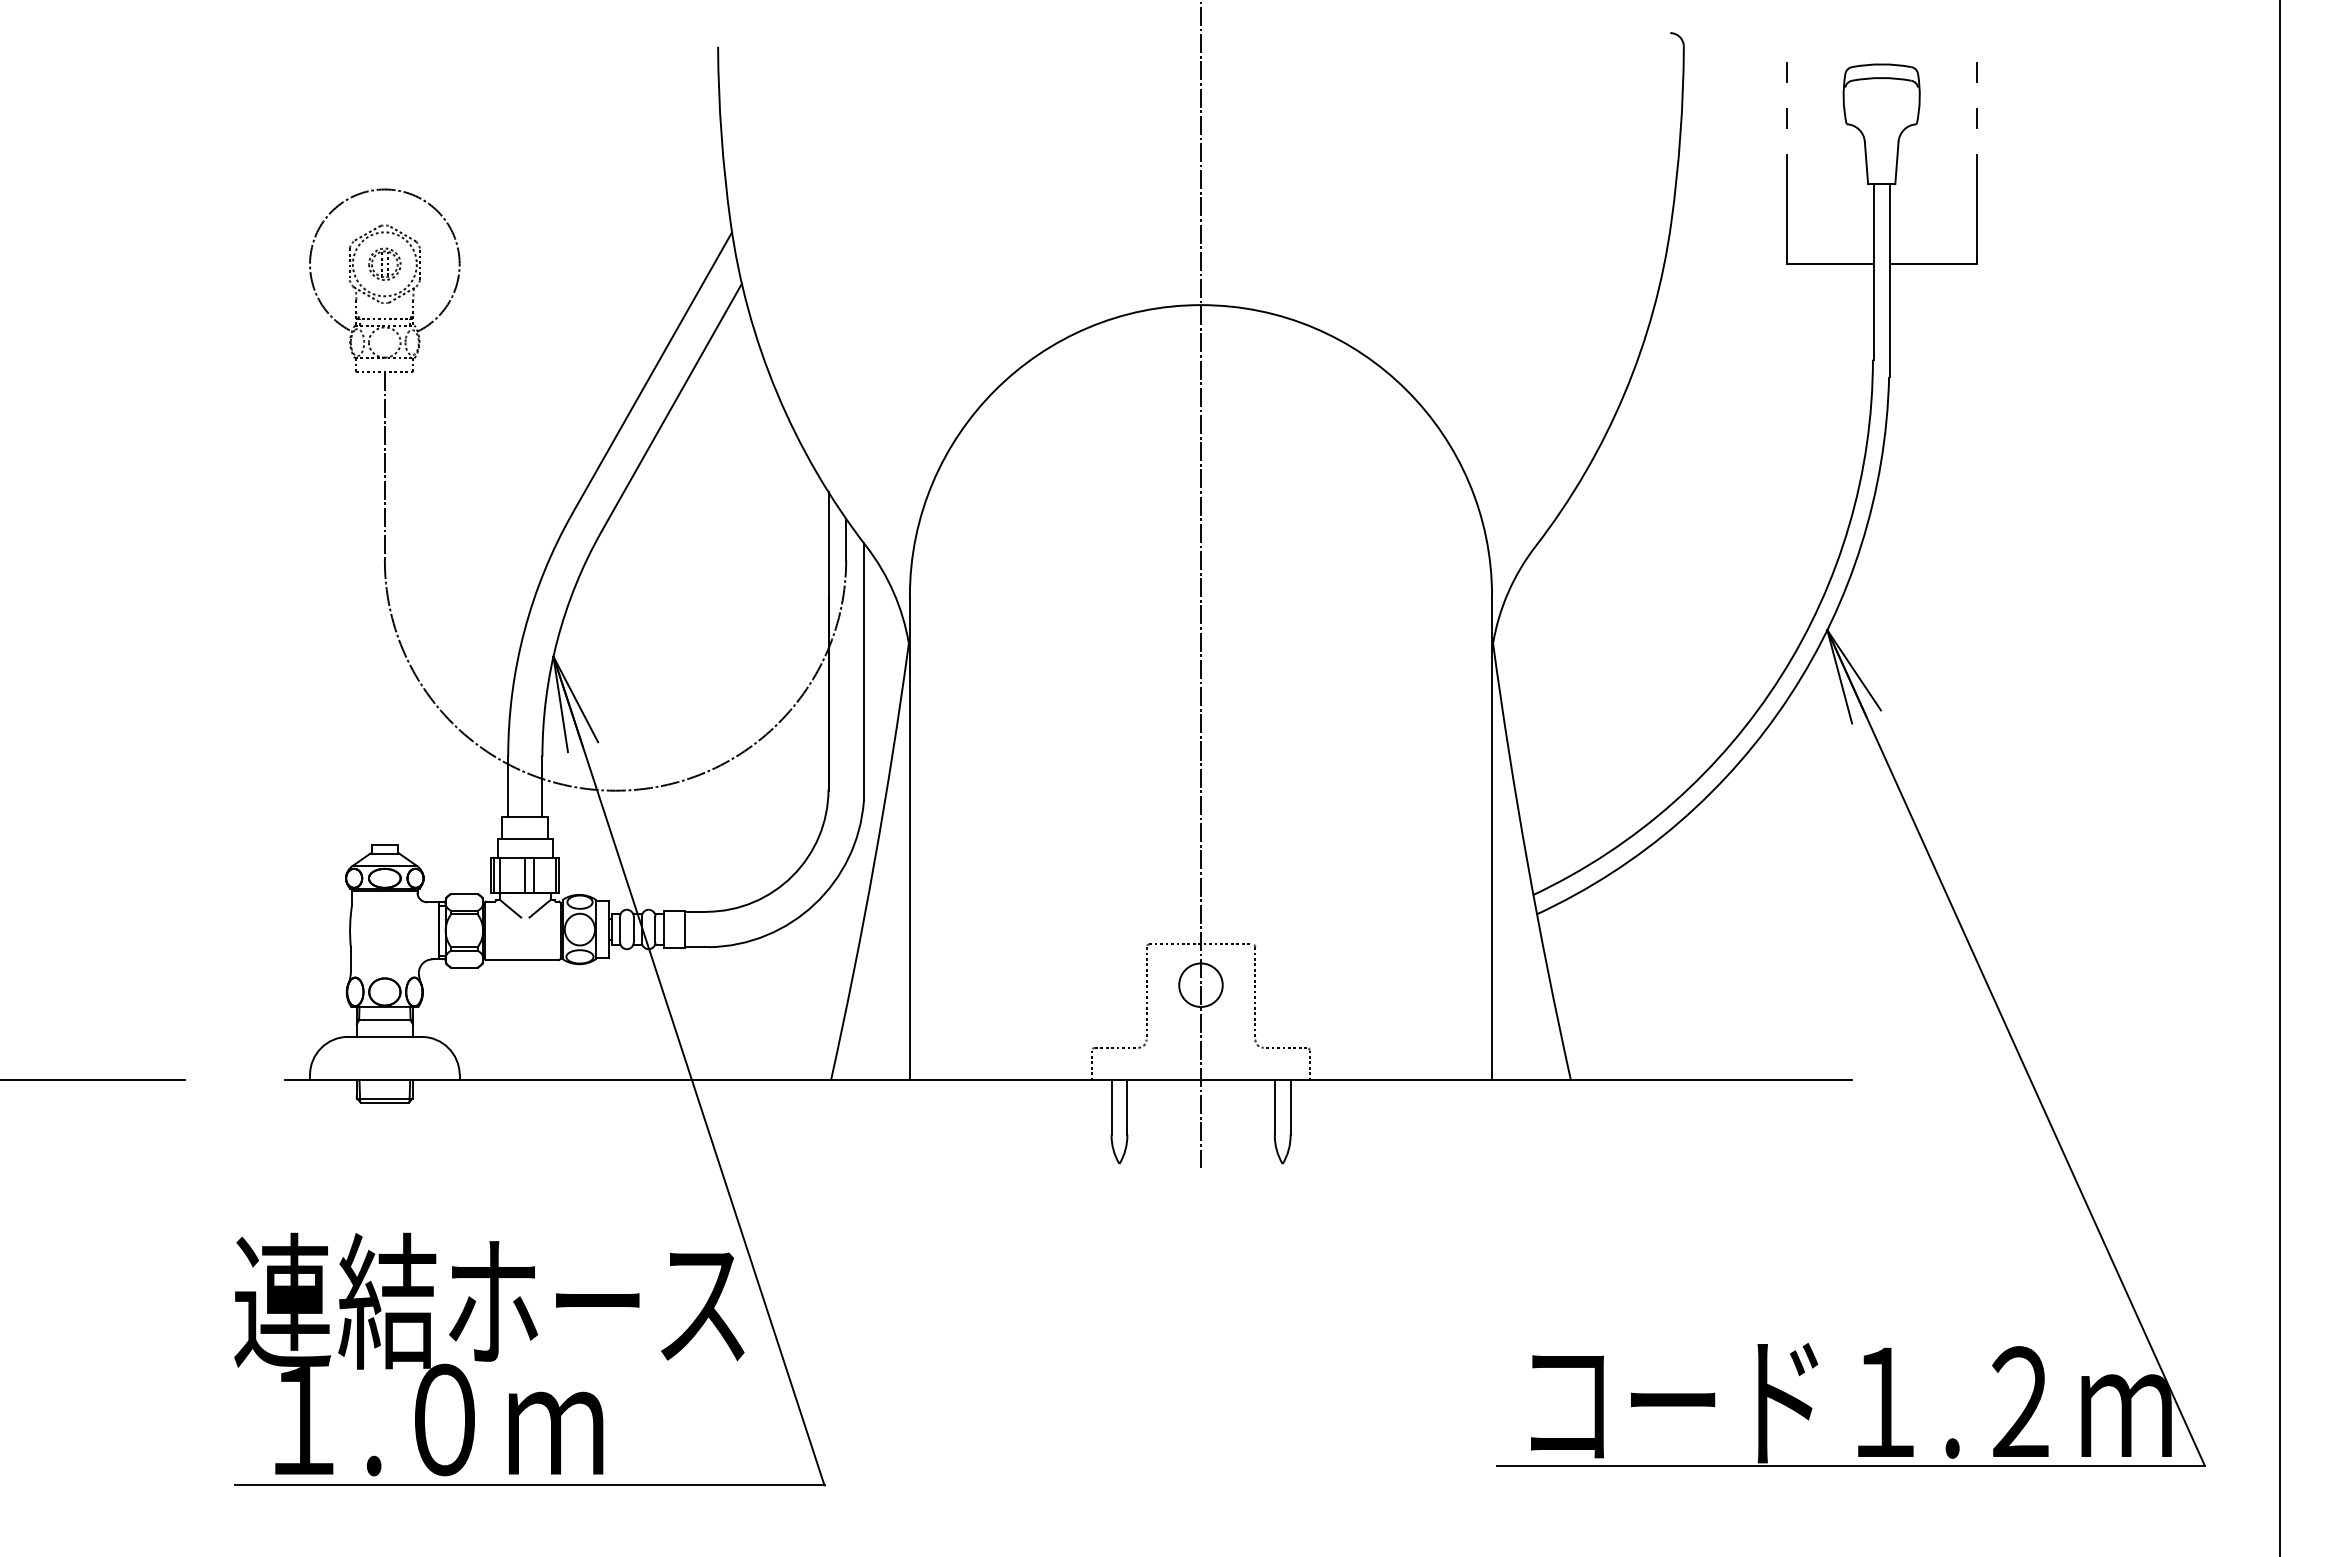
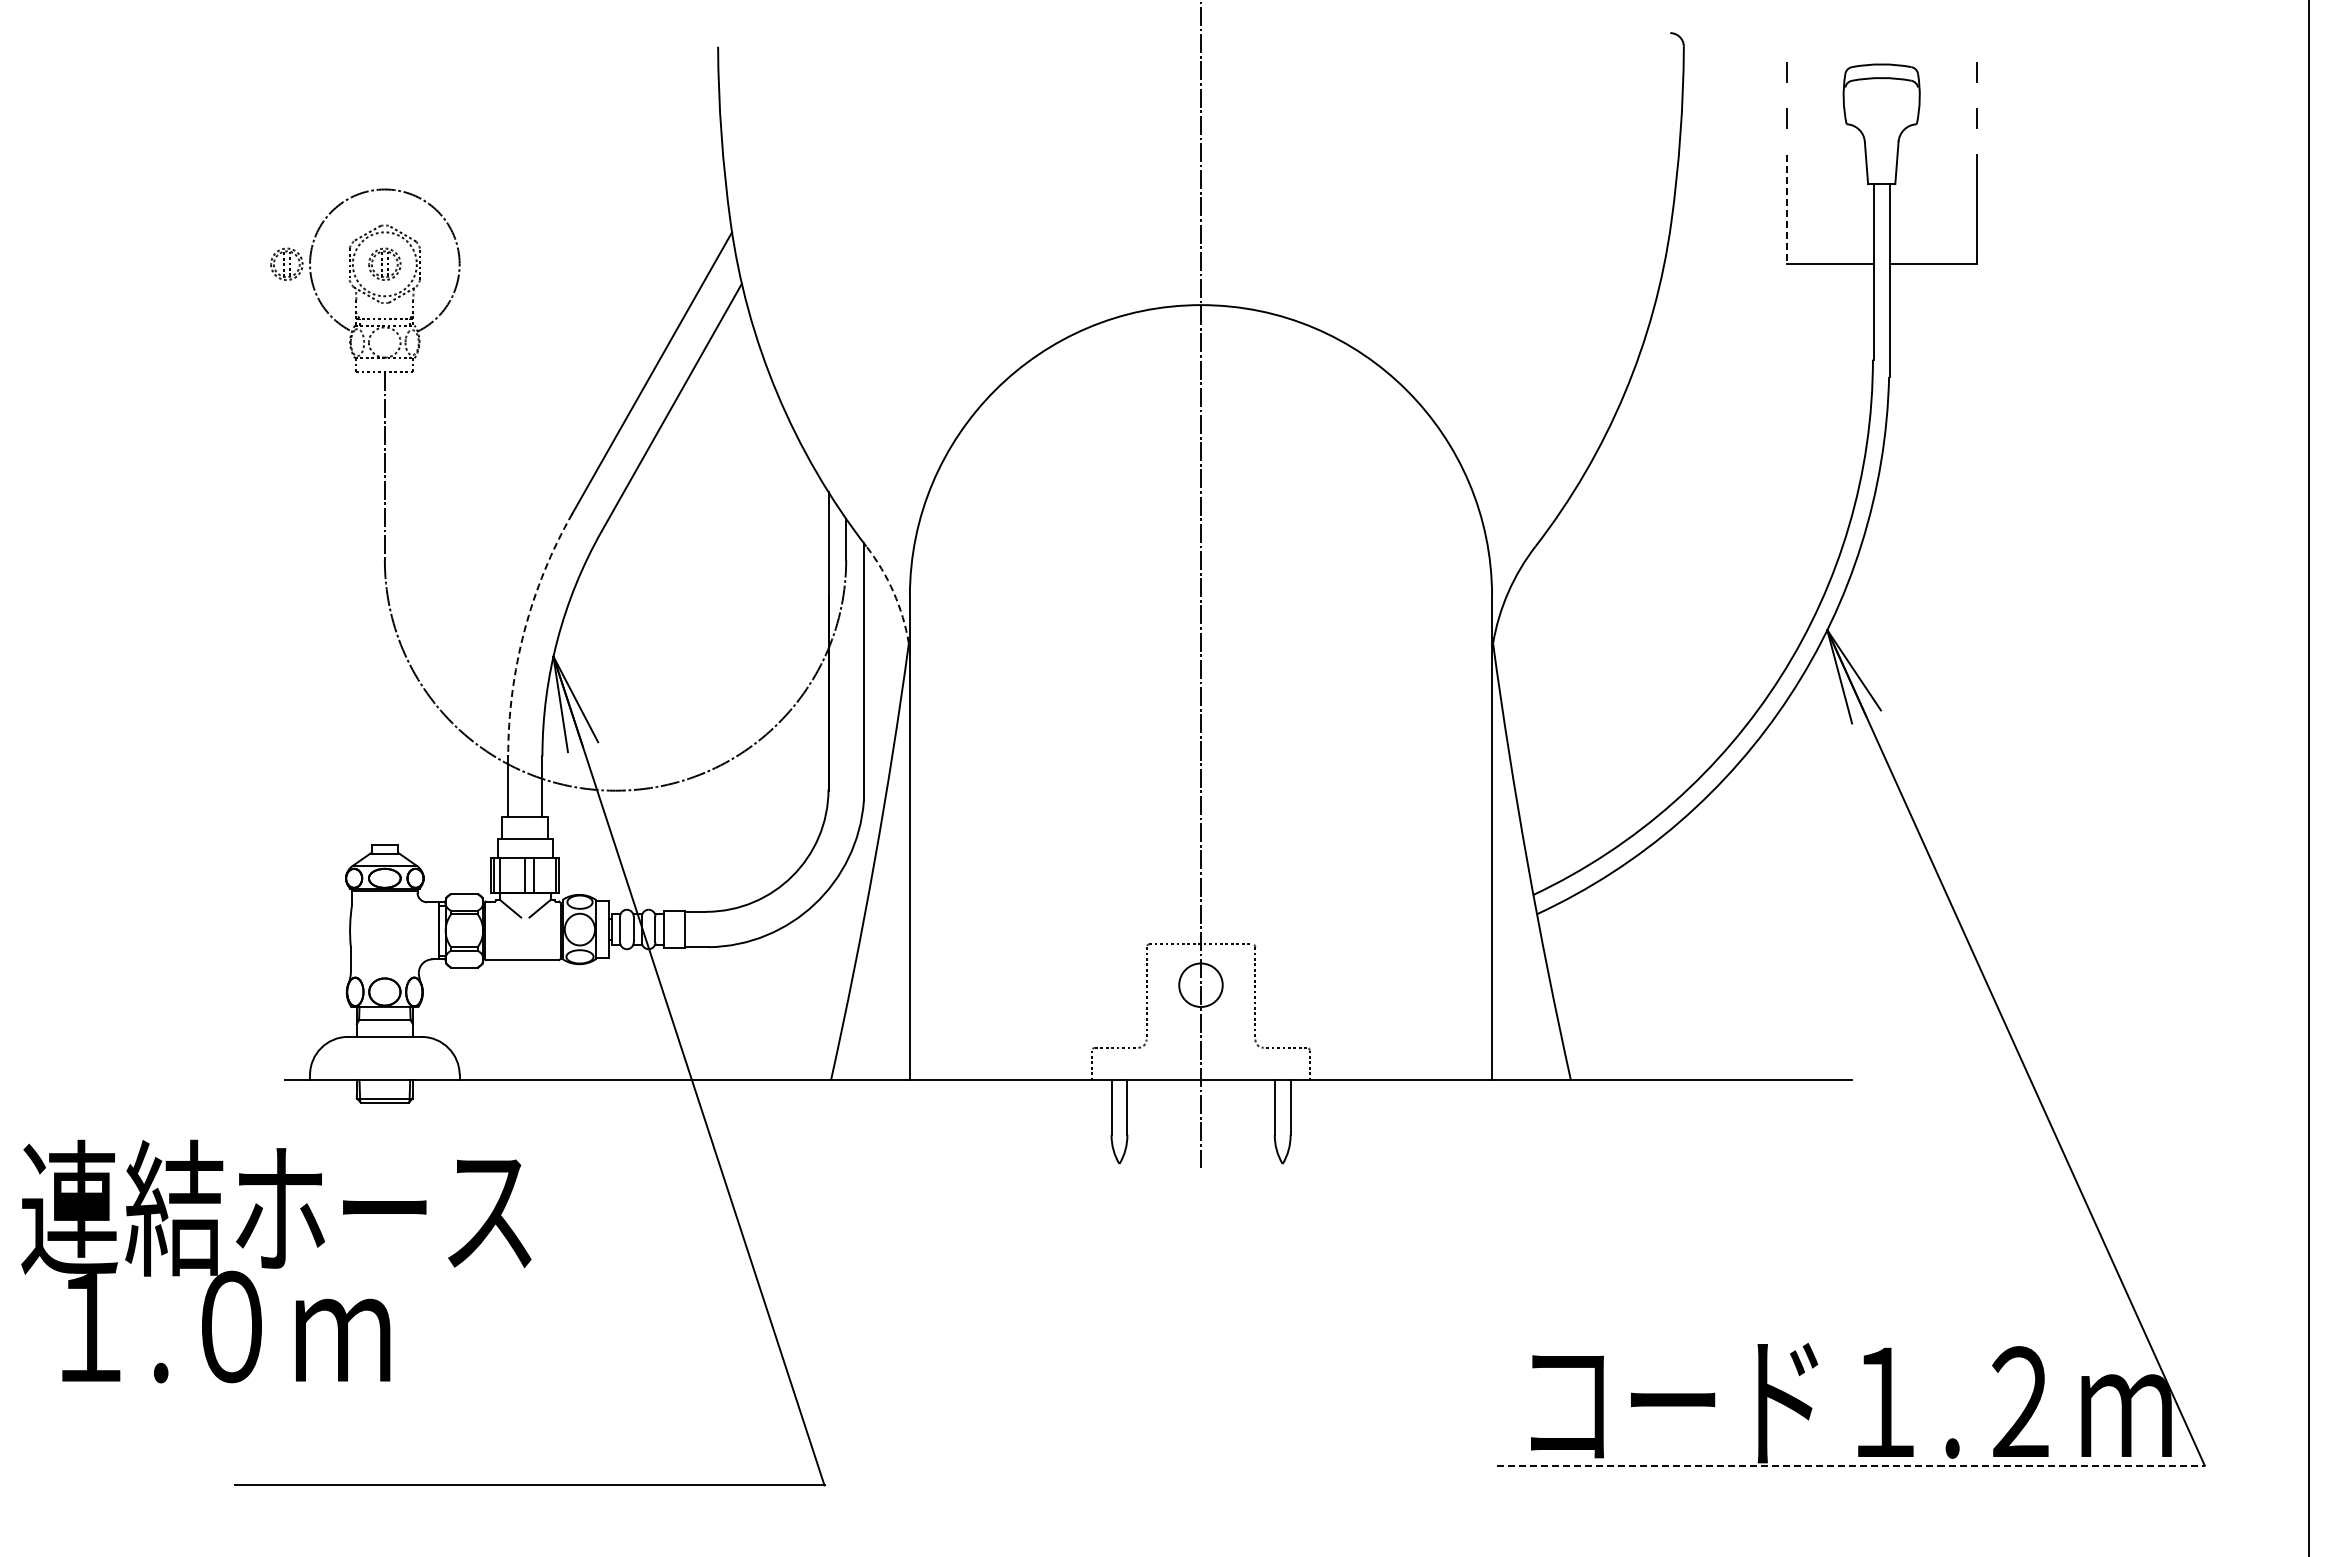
line: solid -> dashed (1786, 210)
part: none -> present (286, 263)
arc: solid -> dashed (893, 592)
arc: solid -> dashed (524, 631)
line position: (2279, 777) -> (2308, 777) (2308, 777)
line: present -> none (93, 1080)
text position: (489, 1354) -> (276, 1261) (276, 1261)
line: solid -> dashed (1851, 1465)
